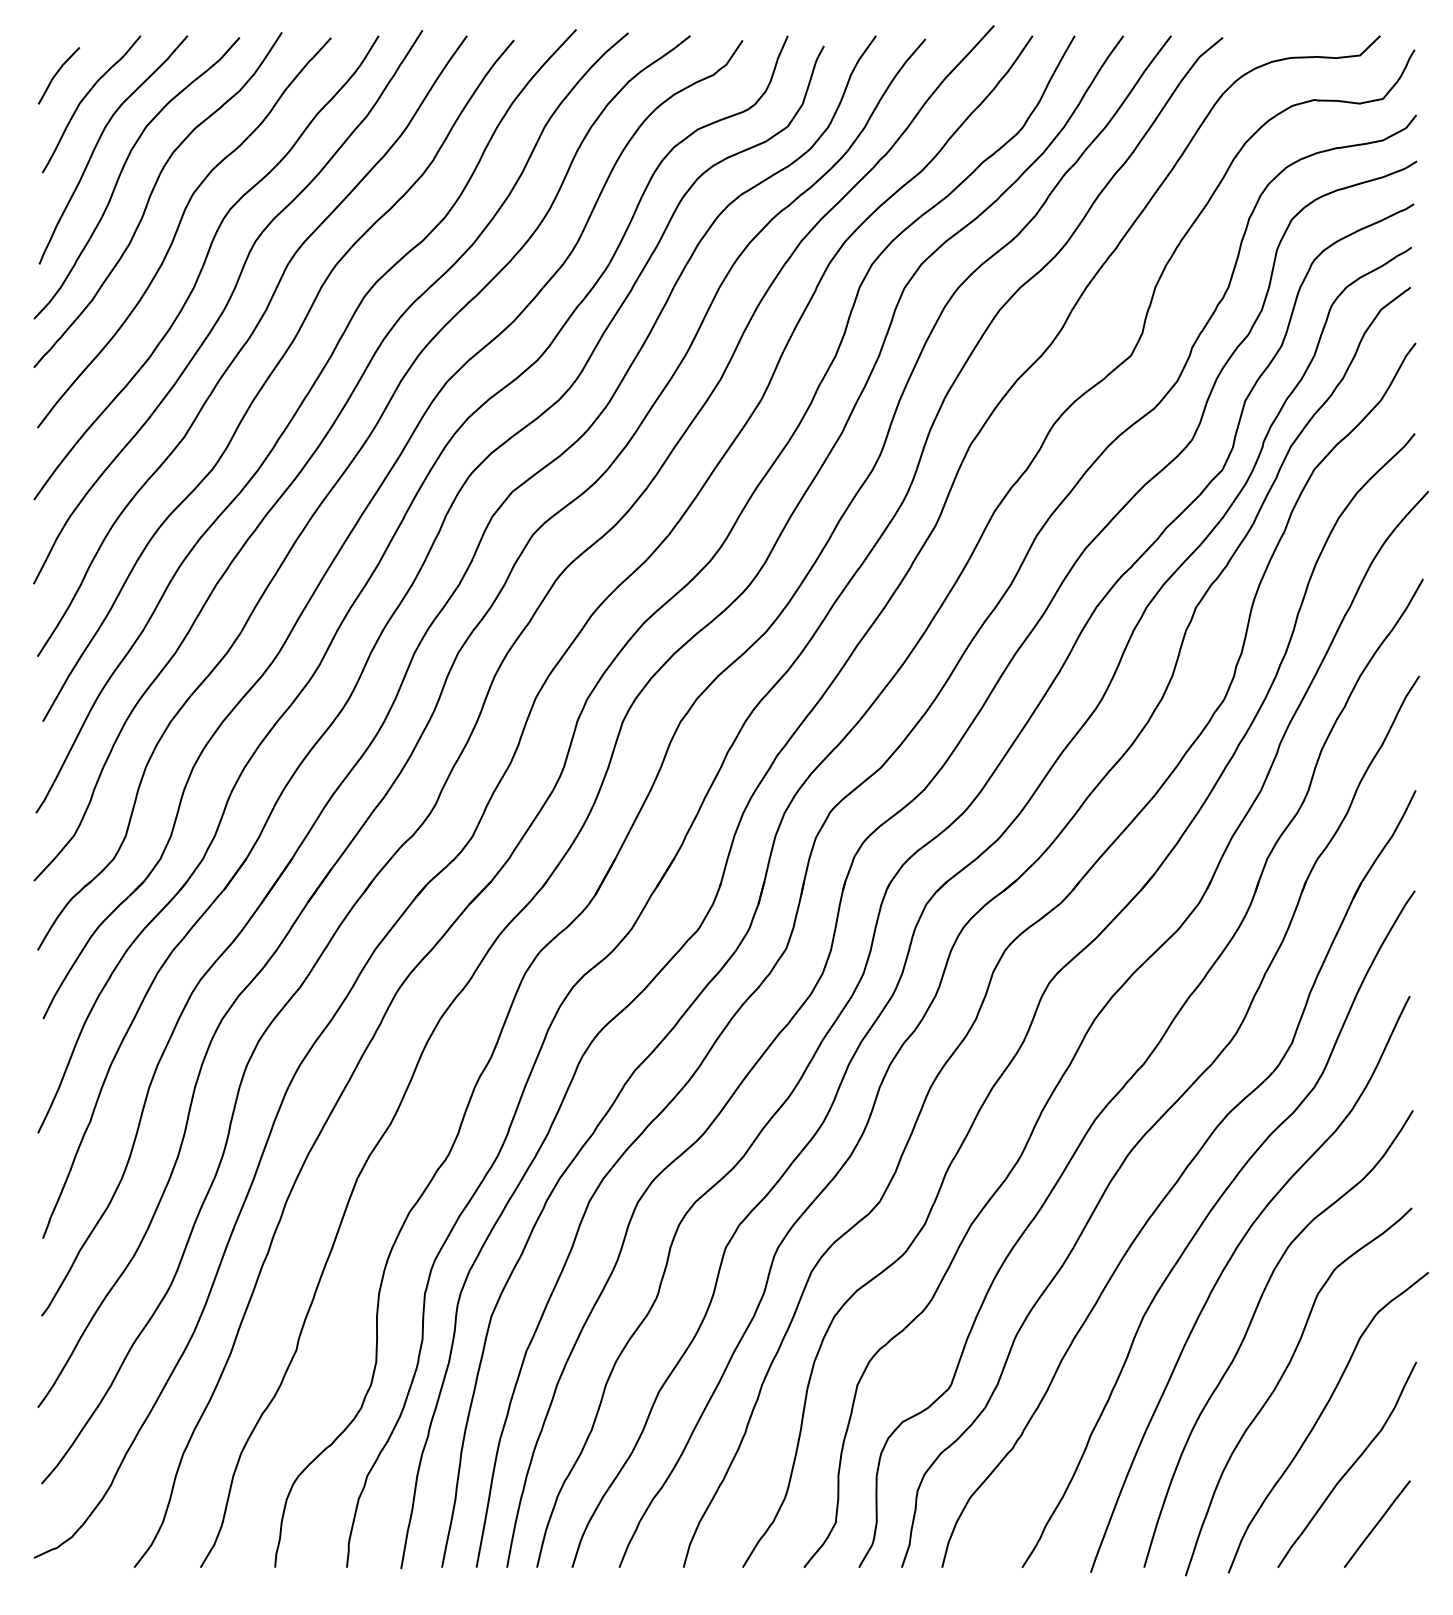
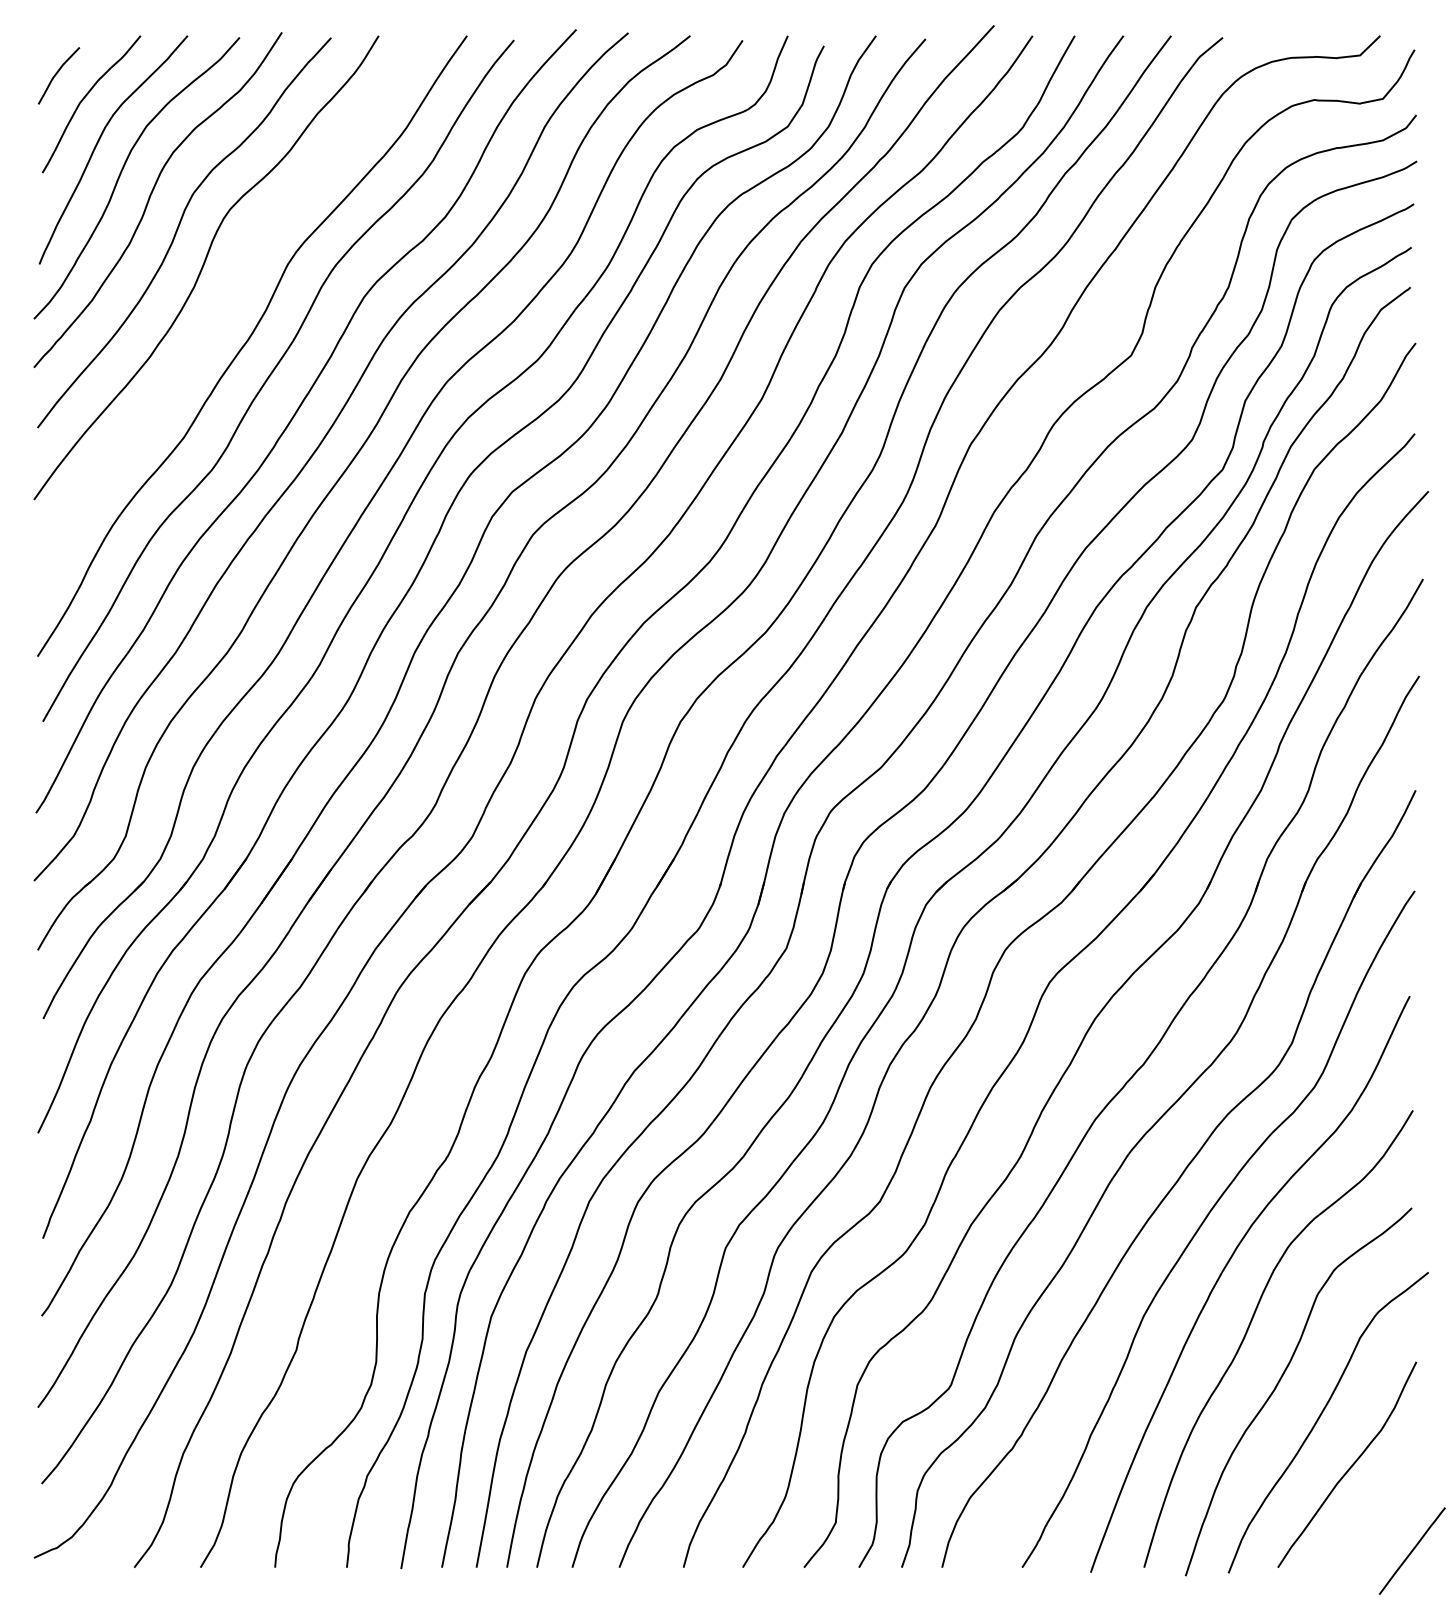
curve: present -> none (226, 307)
line position: (1377, 1523) -> (1412, 1550) (1412, 1550)
